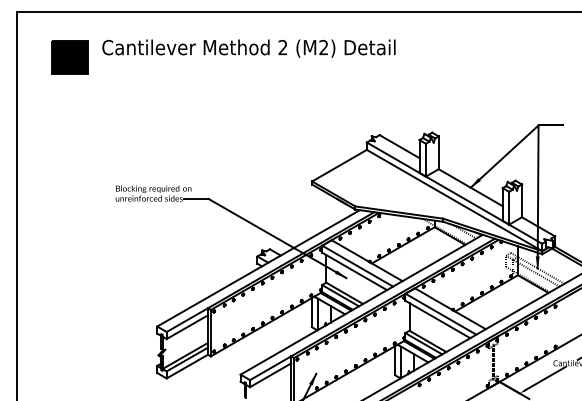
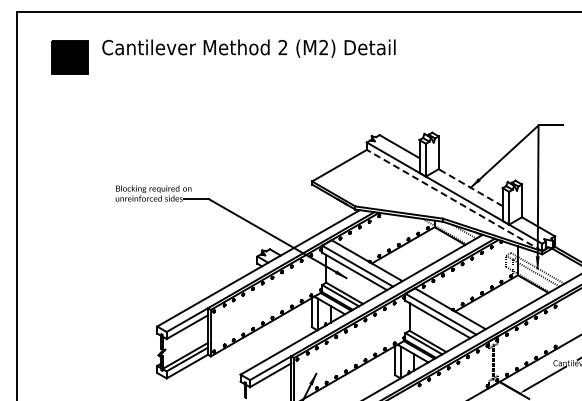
line: solid -> dashed (470, 187)
line: solid -> dashed (454, 200)
